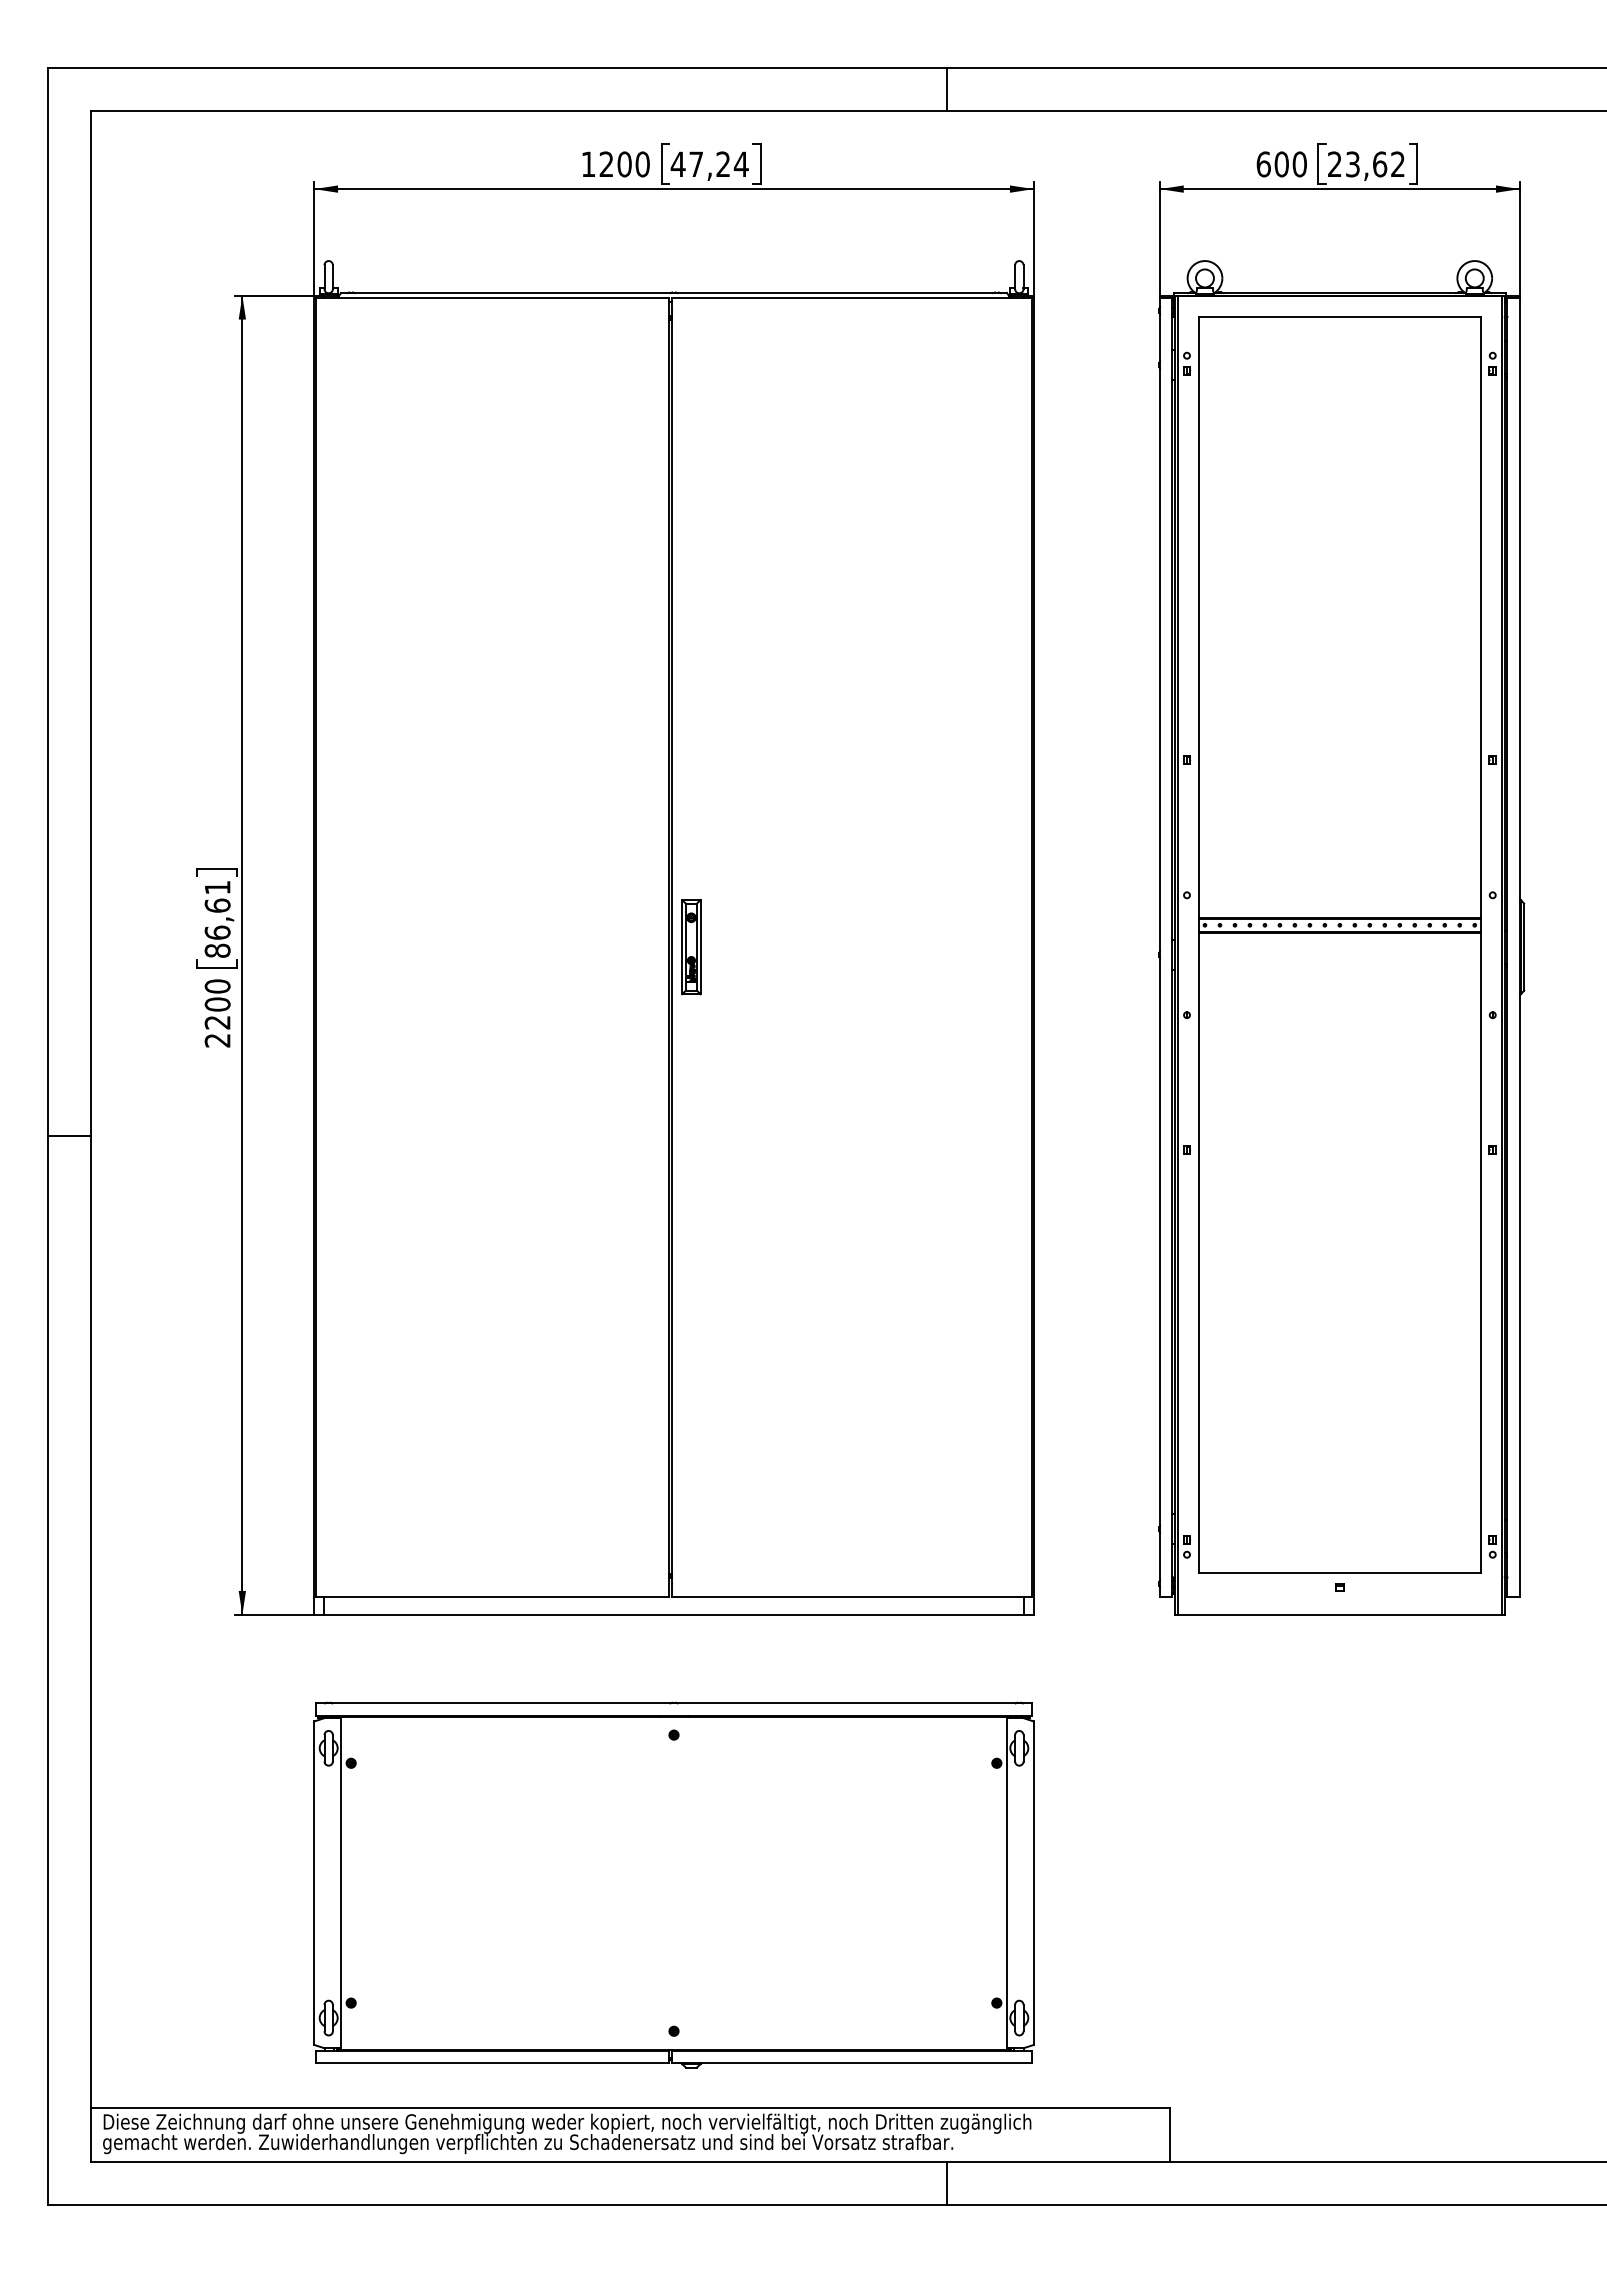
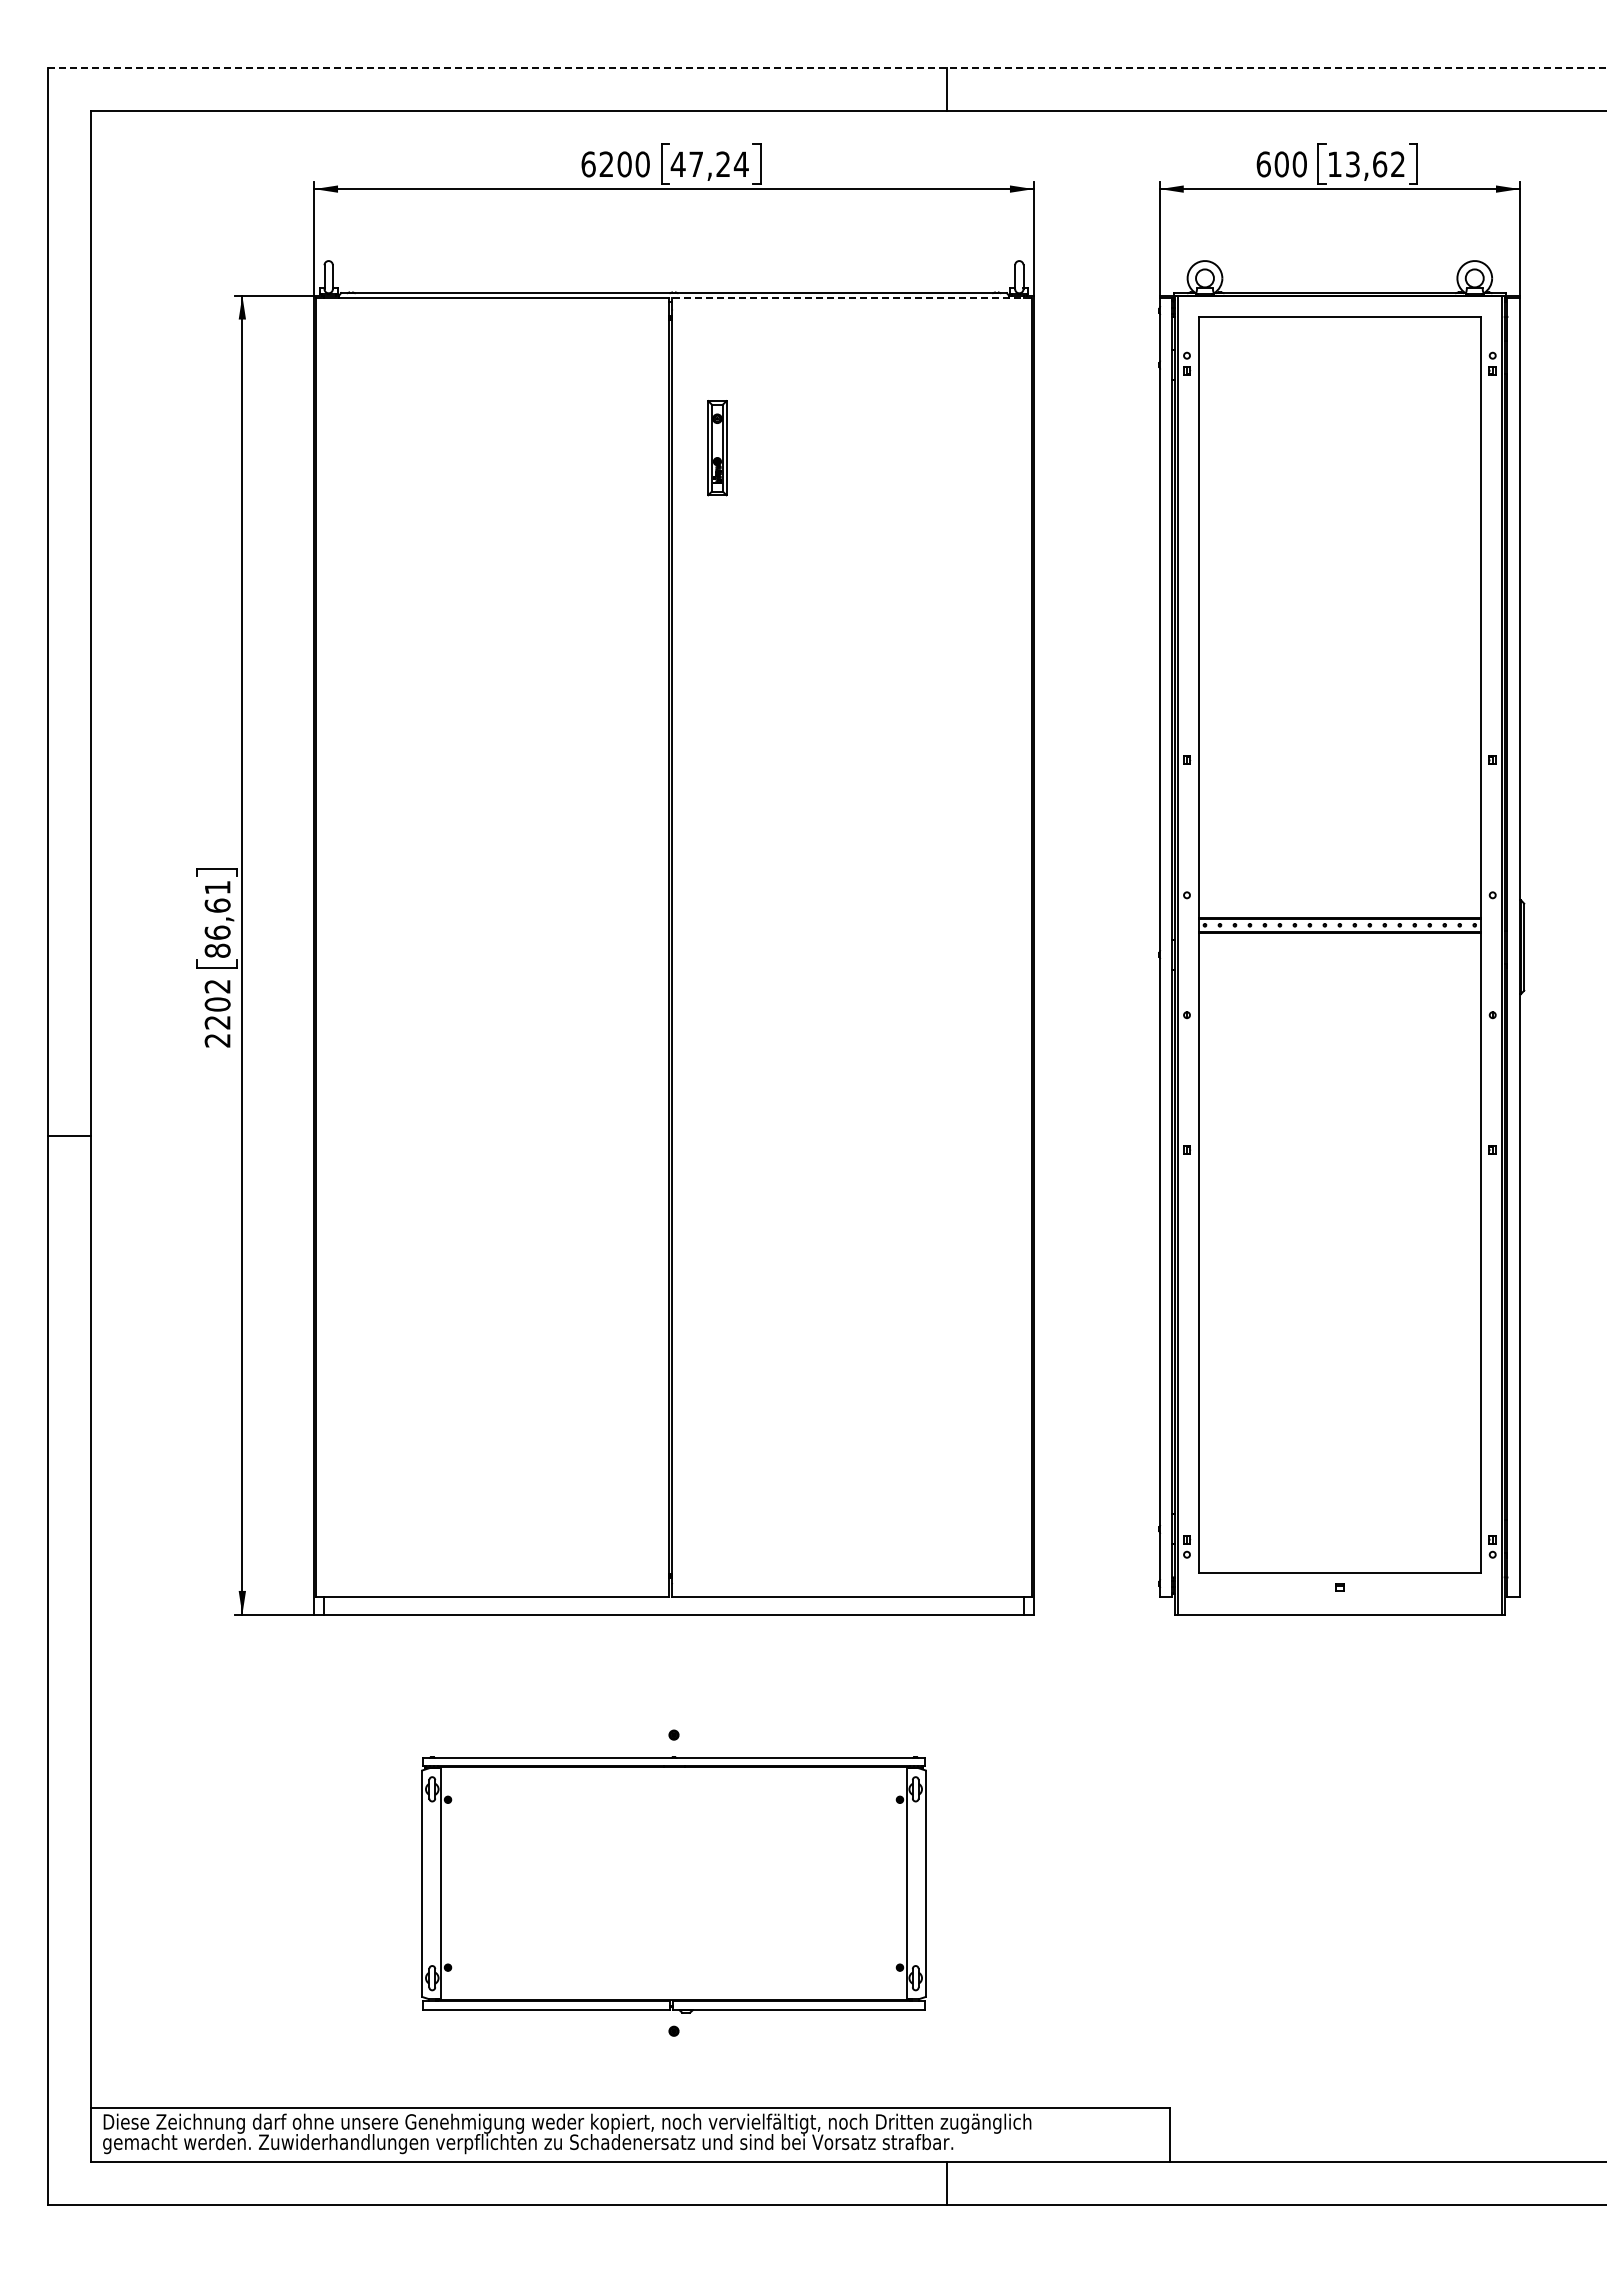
line: solid -> dashed (827, 68)
text: 23,62 -> 13,62 (1334, 163)
text: 1200 -> 6200 (588, 164)
line: solid -> dashed (852, 297)
part position: (691, 947) -> (717, 448) (717, 448)
text: 2200 -> 2202 (217, 986)
part size: 722x368 px -> 506x258 px (673, 1884)
